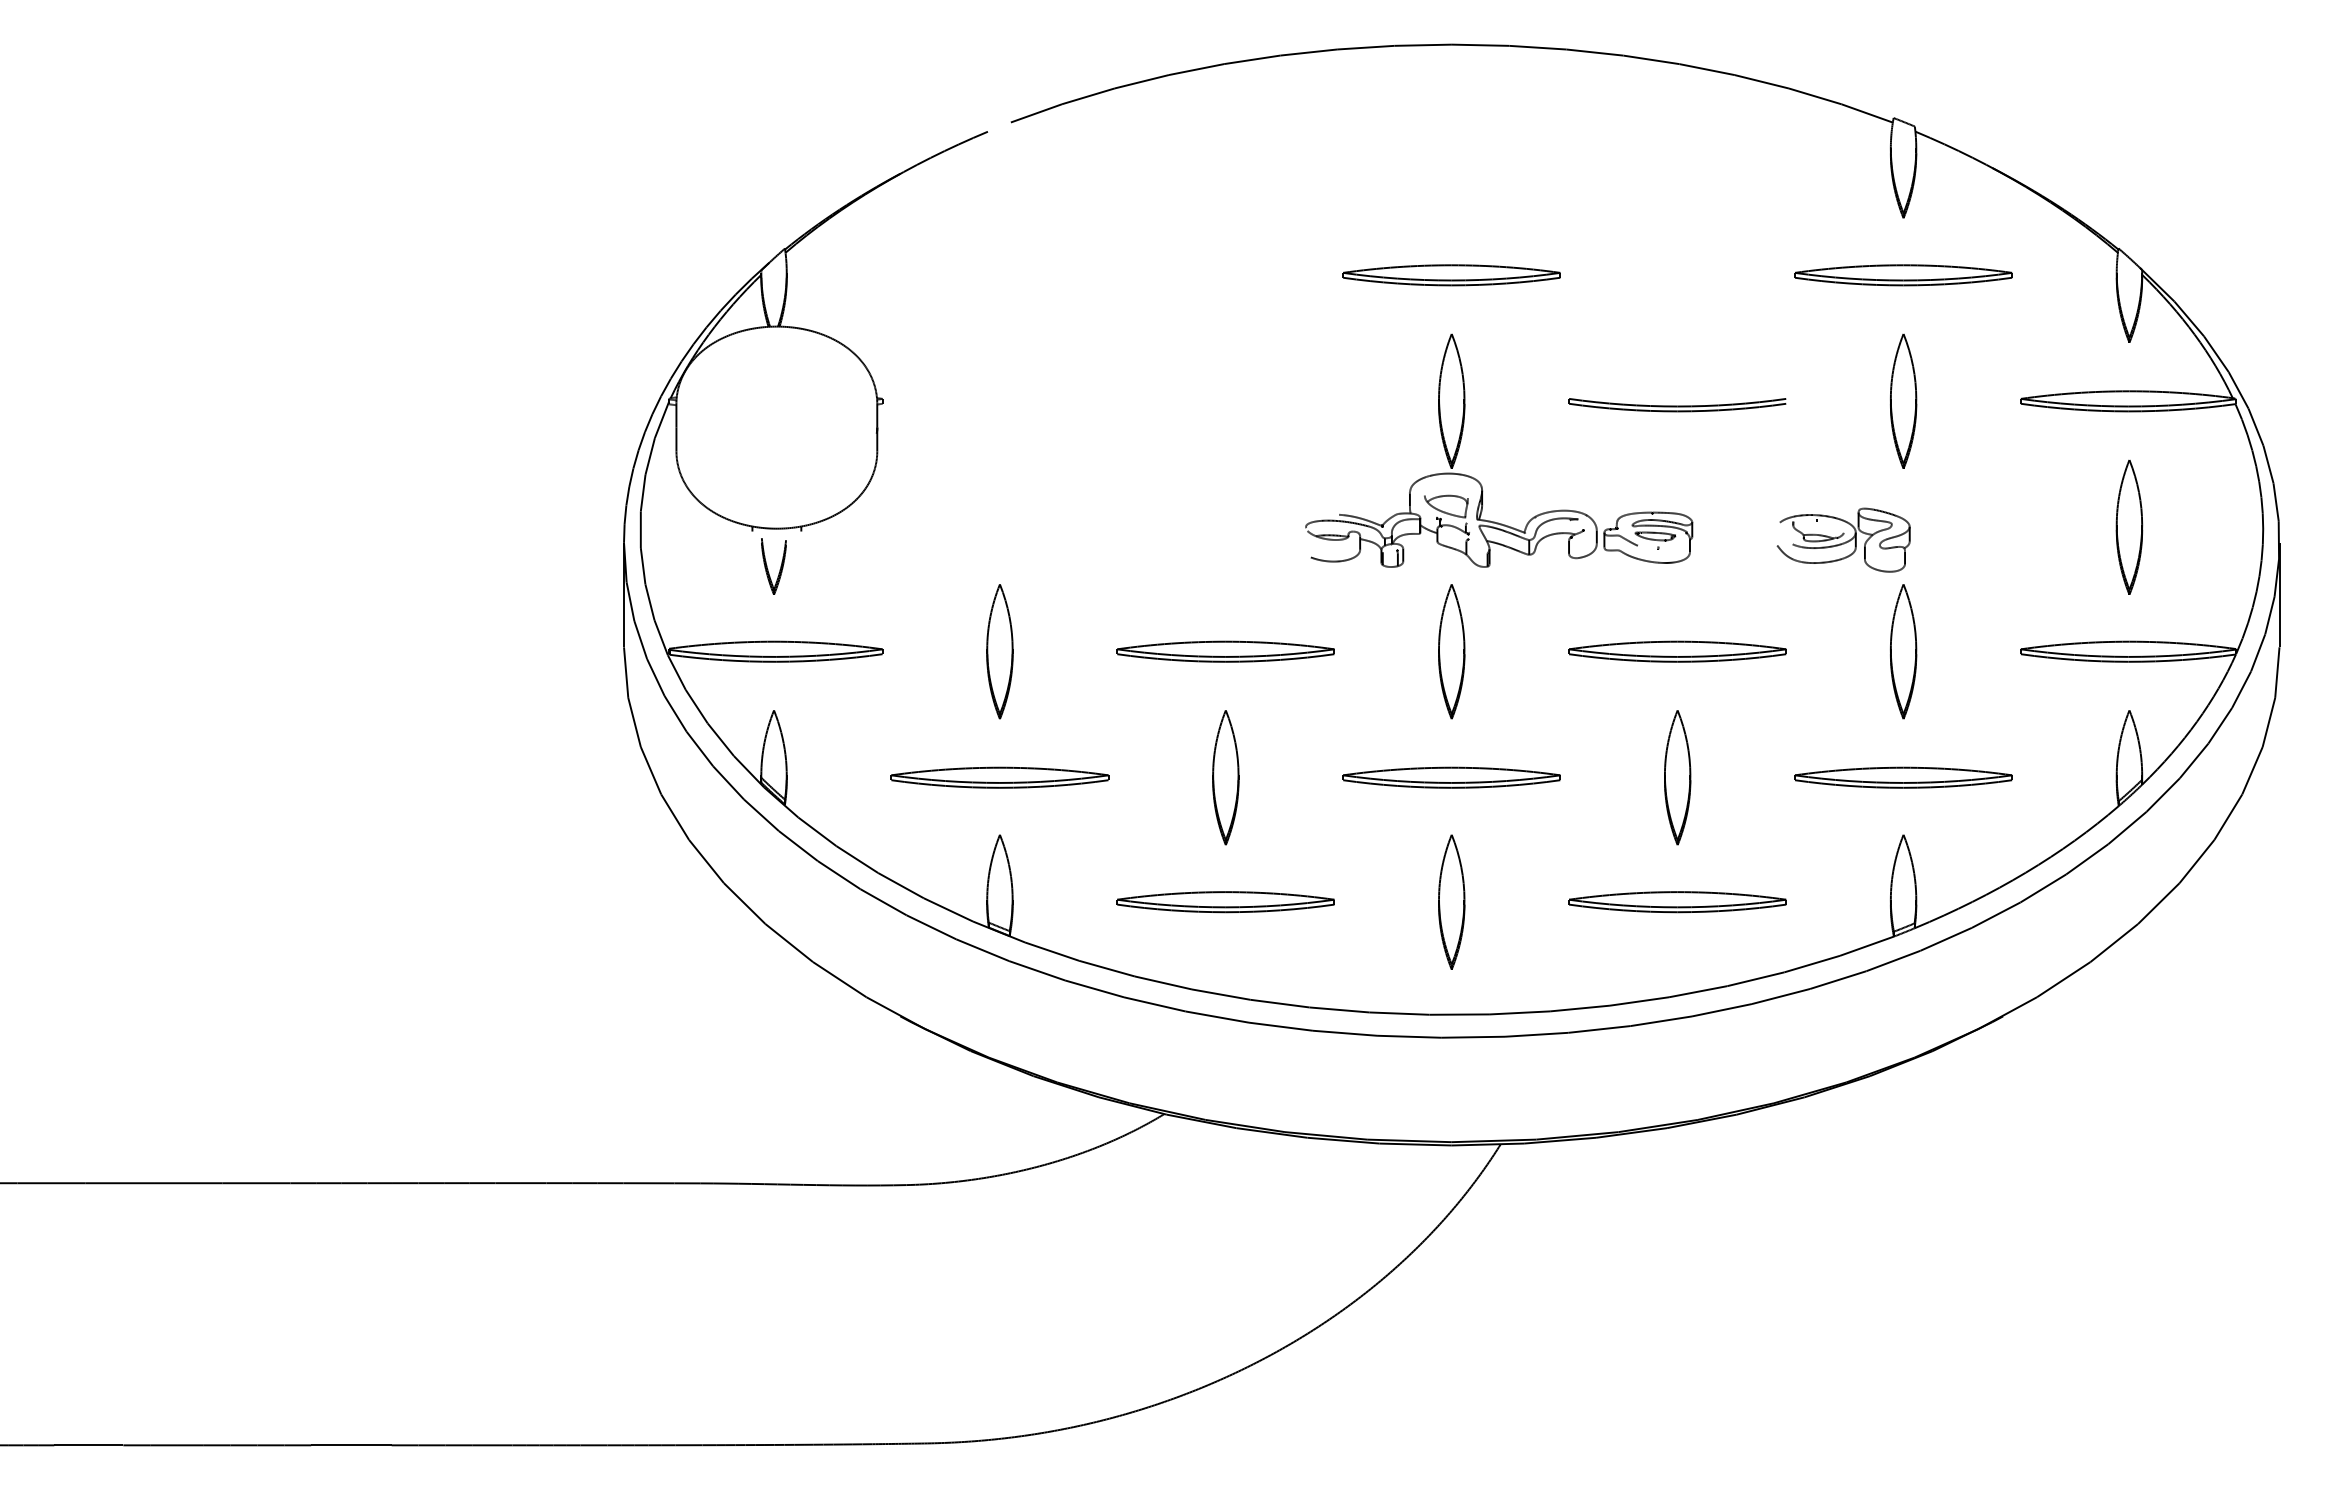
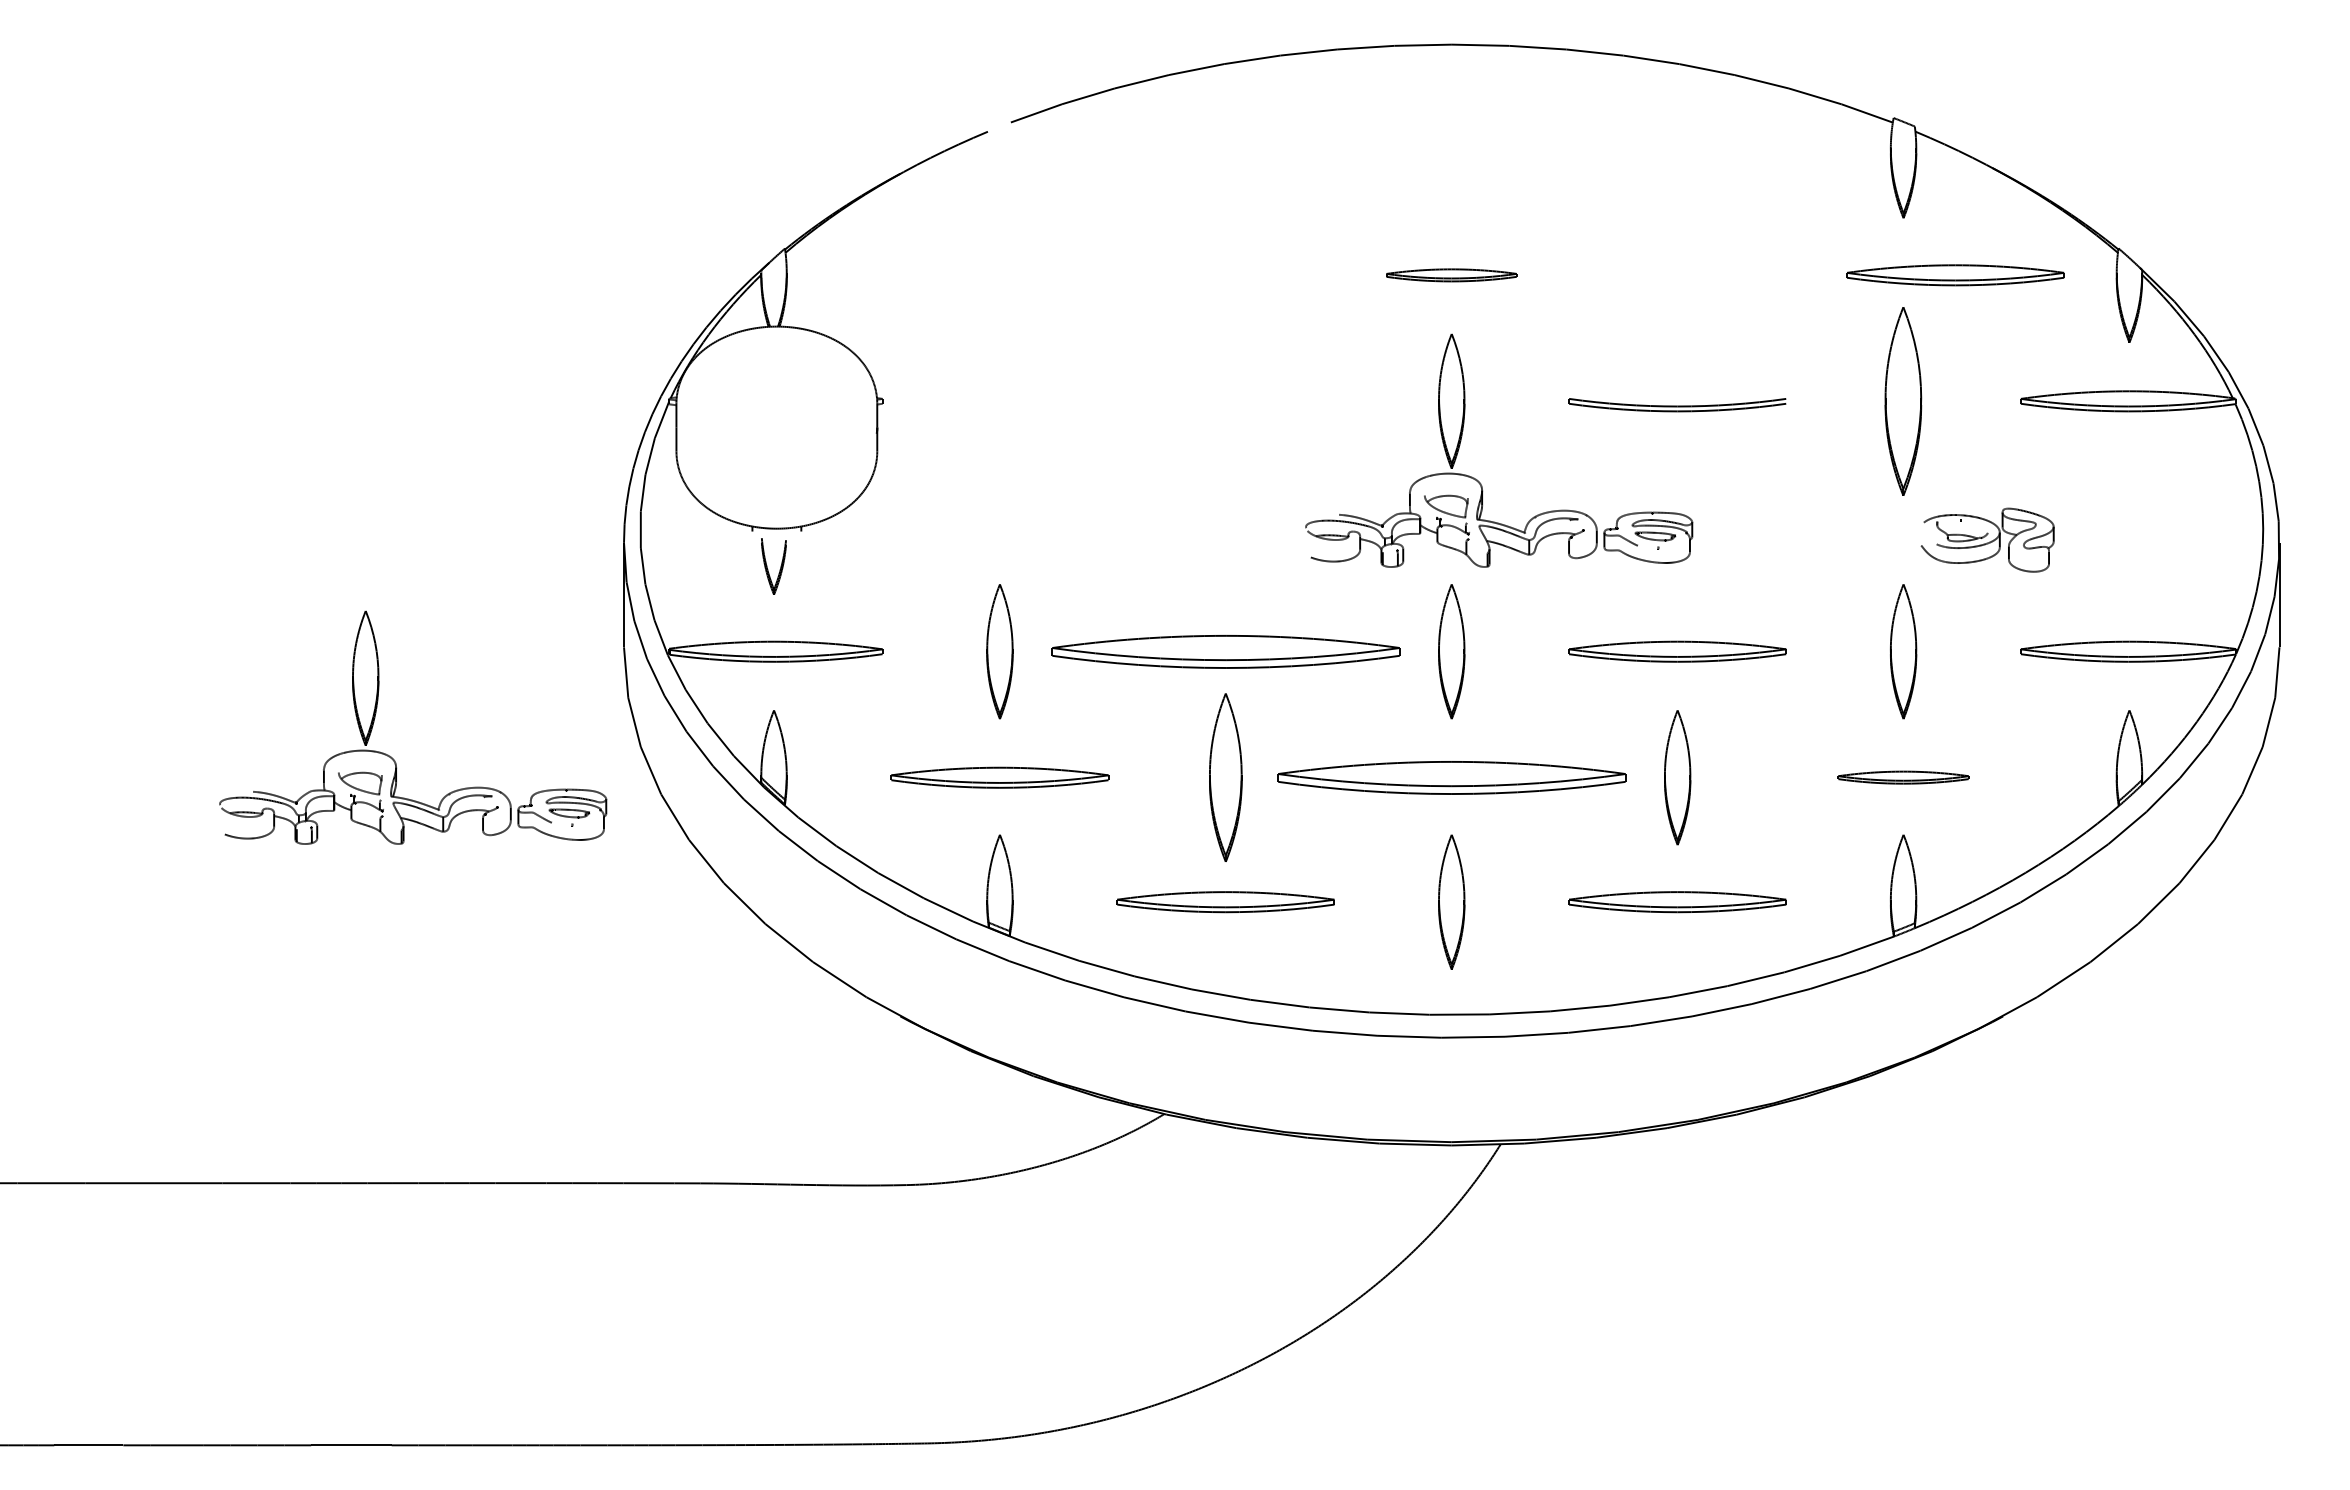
part size: 219x23 px -> 132x15 px (1451, 275)
part position: (1903, 275) -> (1955, 275) (1955, 275)
part size: 28x136 px -> 39x189 px (1903, 401)
part: present -> none (2129, 526)
part position: (1843, 539) -> (1987, 539) (1987, 539)
part size: 219x23 px -> 350x34 px (1225, 651)
part: none -> present (391, 756)
part size: 28x136 px -> 34x169 px (1225, 777)
part size: 219x23 px -> 350x34 px (1451, 777)
part size: 219x23 px -> 133x15 px (1903, 777)
